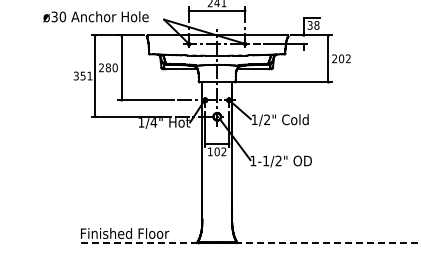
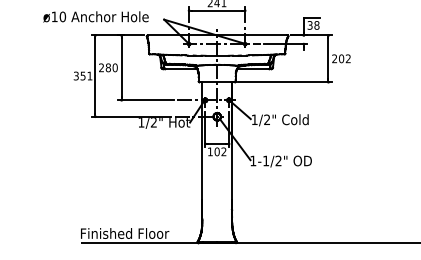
text: ø30 -> ø10 (54, 16)
text: 1/4" -> 1/2" (153, 122)
line: dashed -> solid (250, 243)
